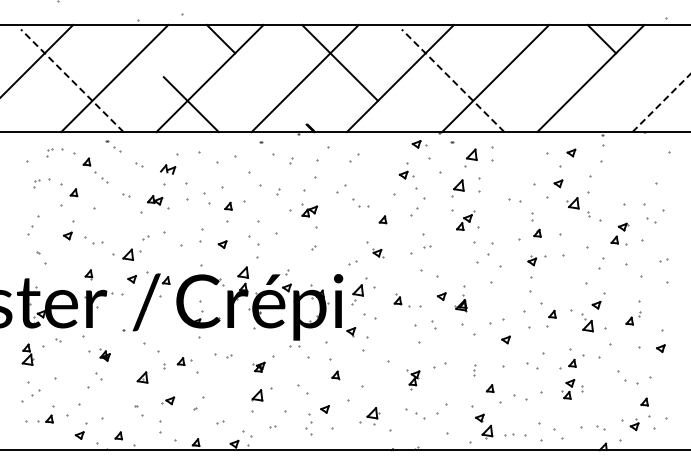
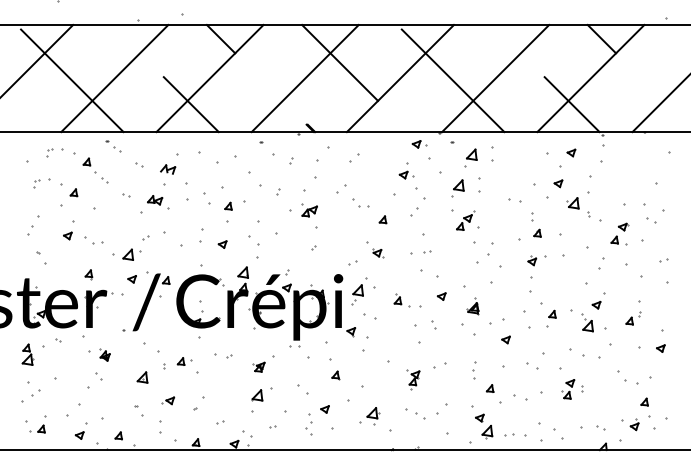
line: dashed -> solid (72, 80)
line: dashed -> solid (453, 80)
line: dashed -> solid (662, 102)
line: none -> present (571, 104)
part position: (427, 246) -> (427, 251) (427, 251)
part position: (460, 303) -> (472, 306) (472, 306)
part: present -> none (572, 362)
part size: 4x13 px -> 5x19 px (474, 370)
part position: (45, 414) -> (37, 424) (37, 424)
